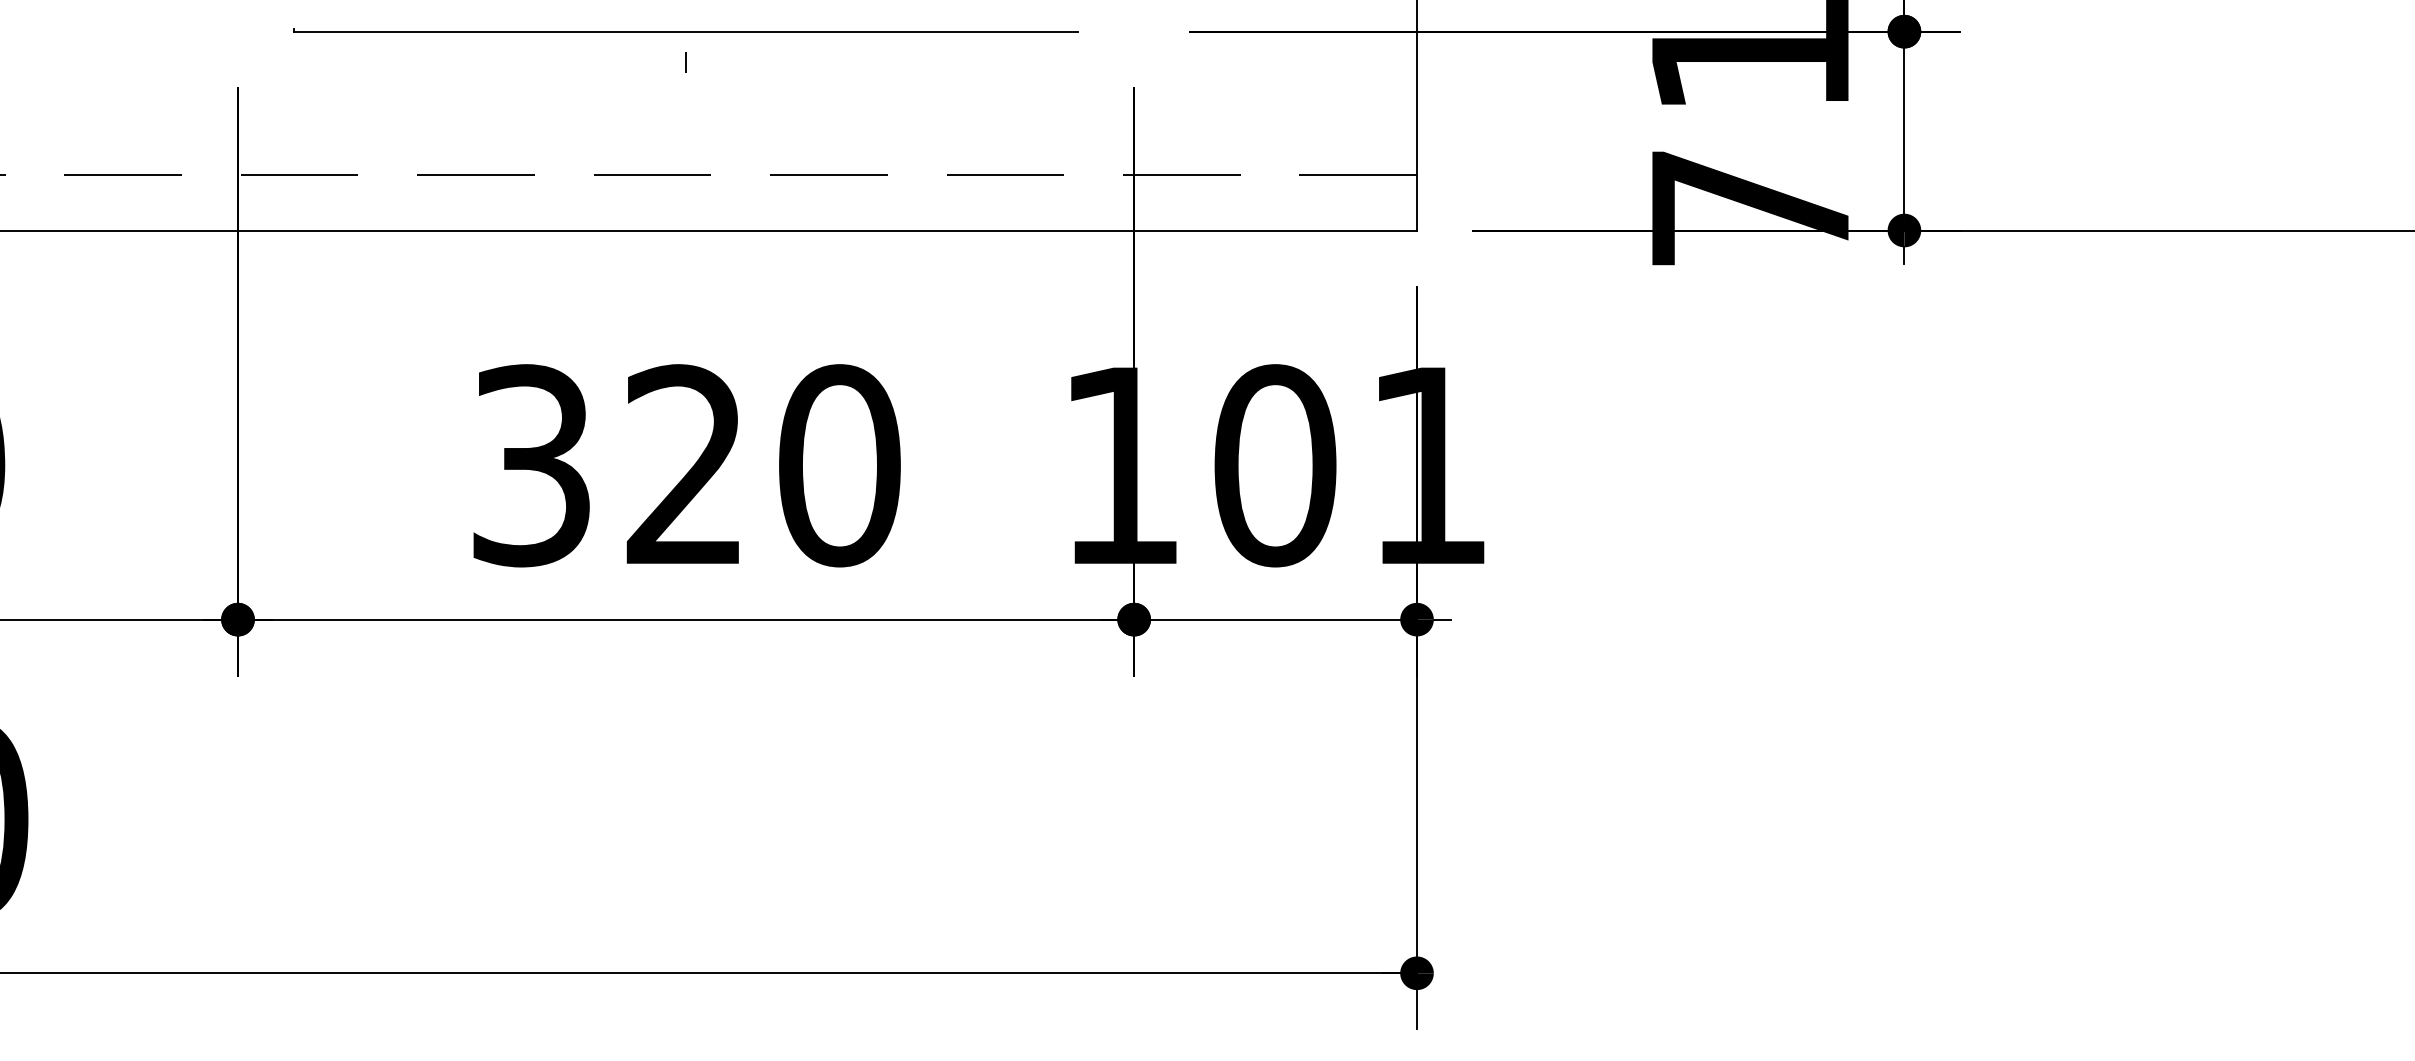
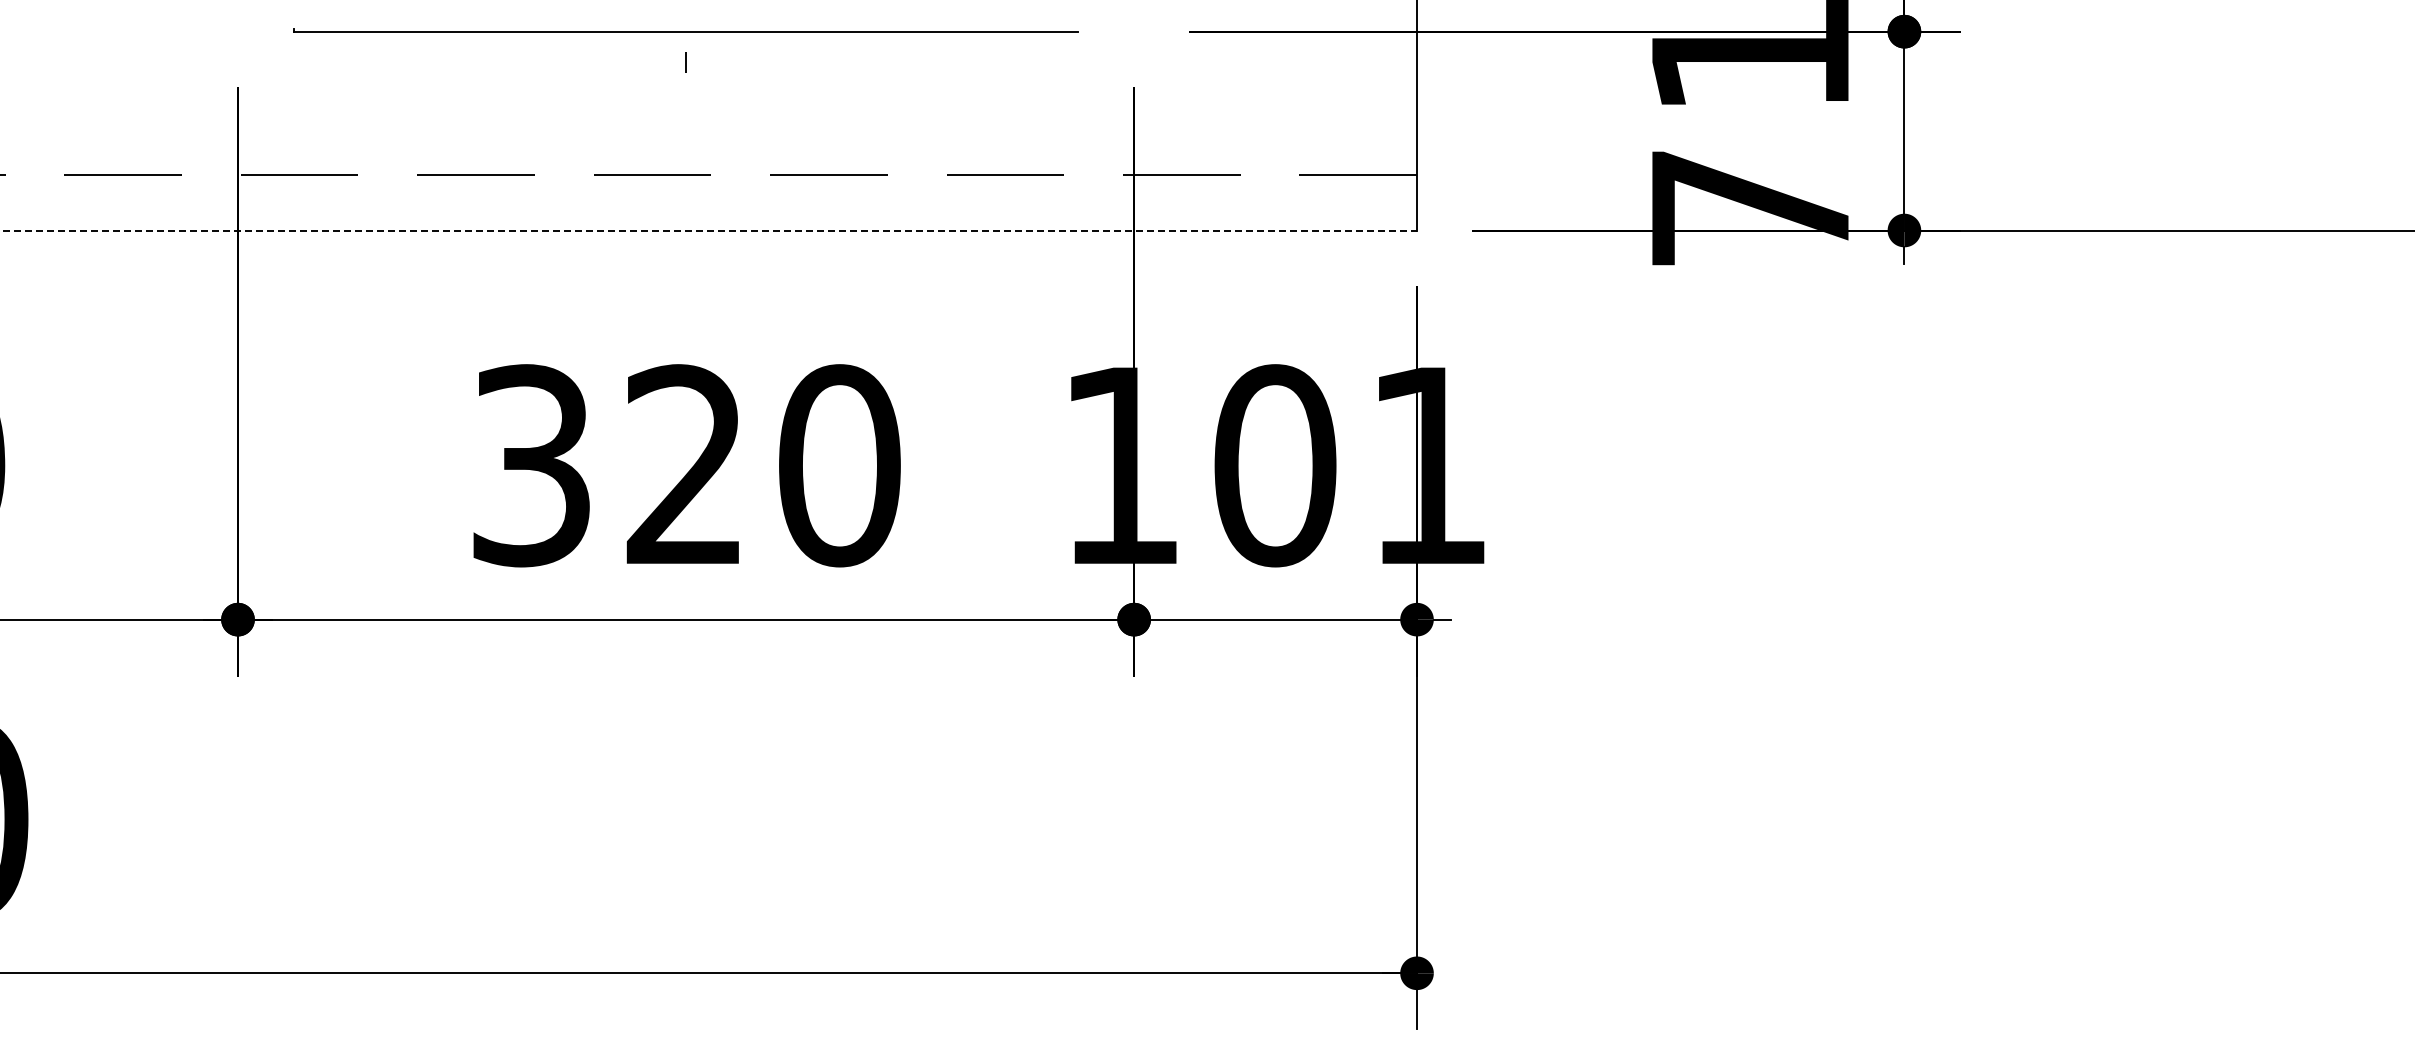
line: solid -> dashed (709, 230)
